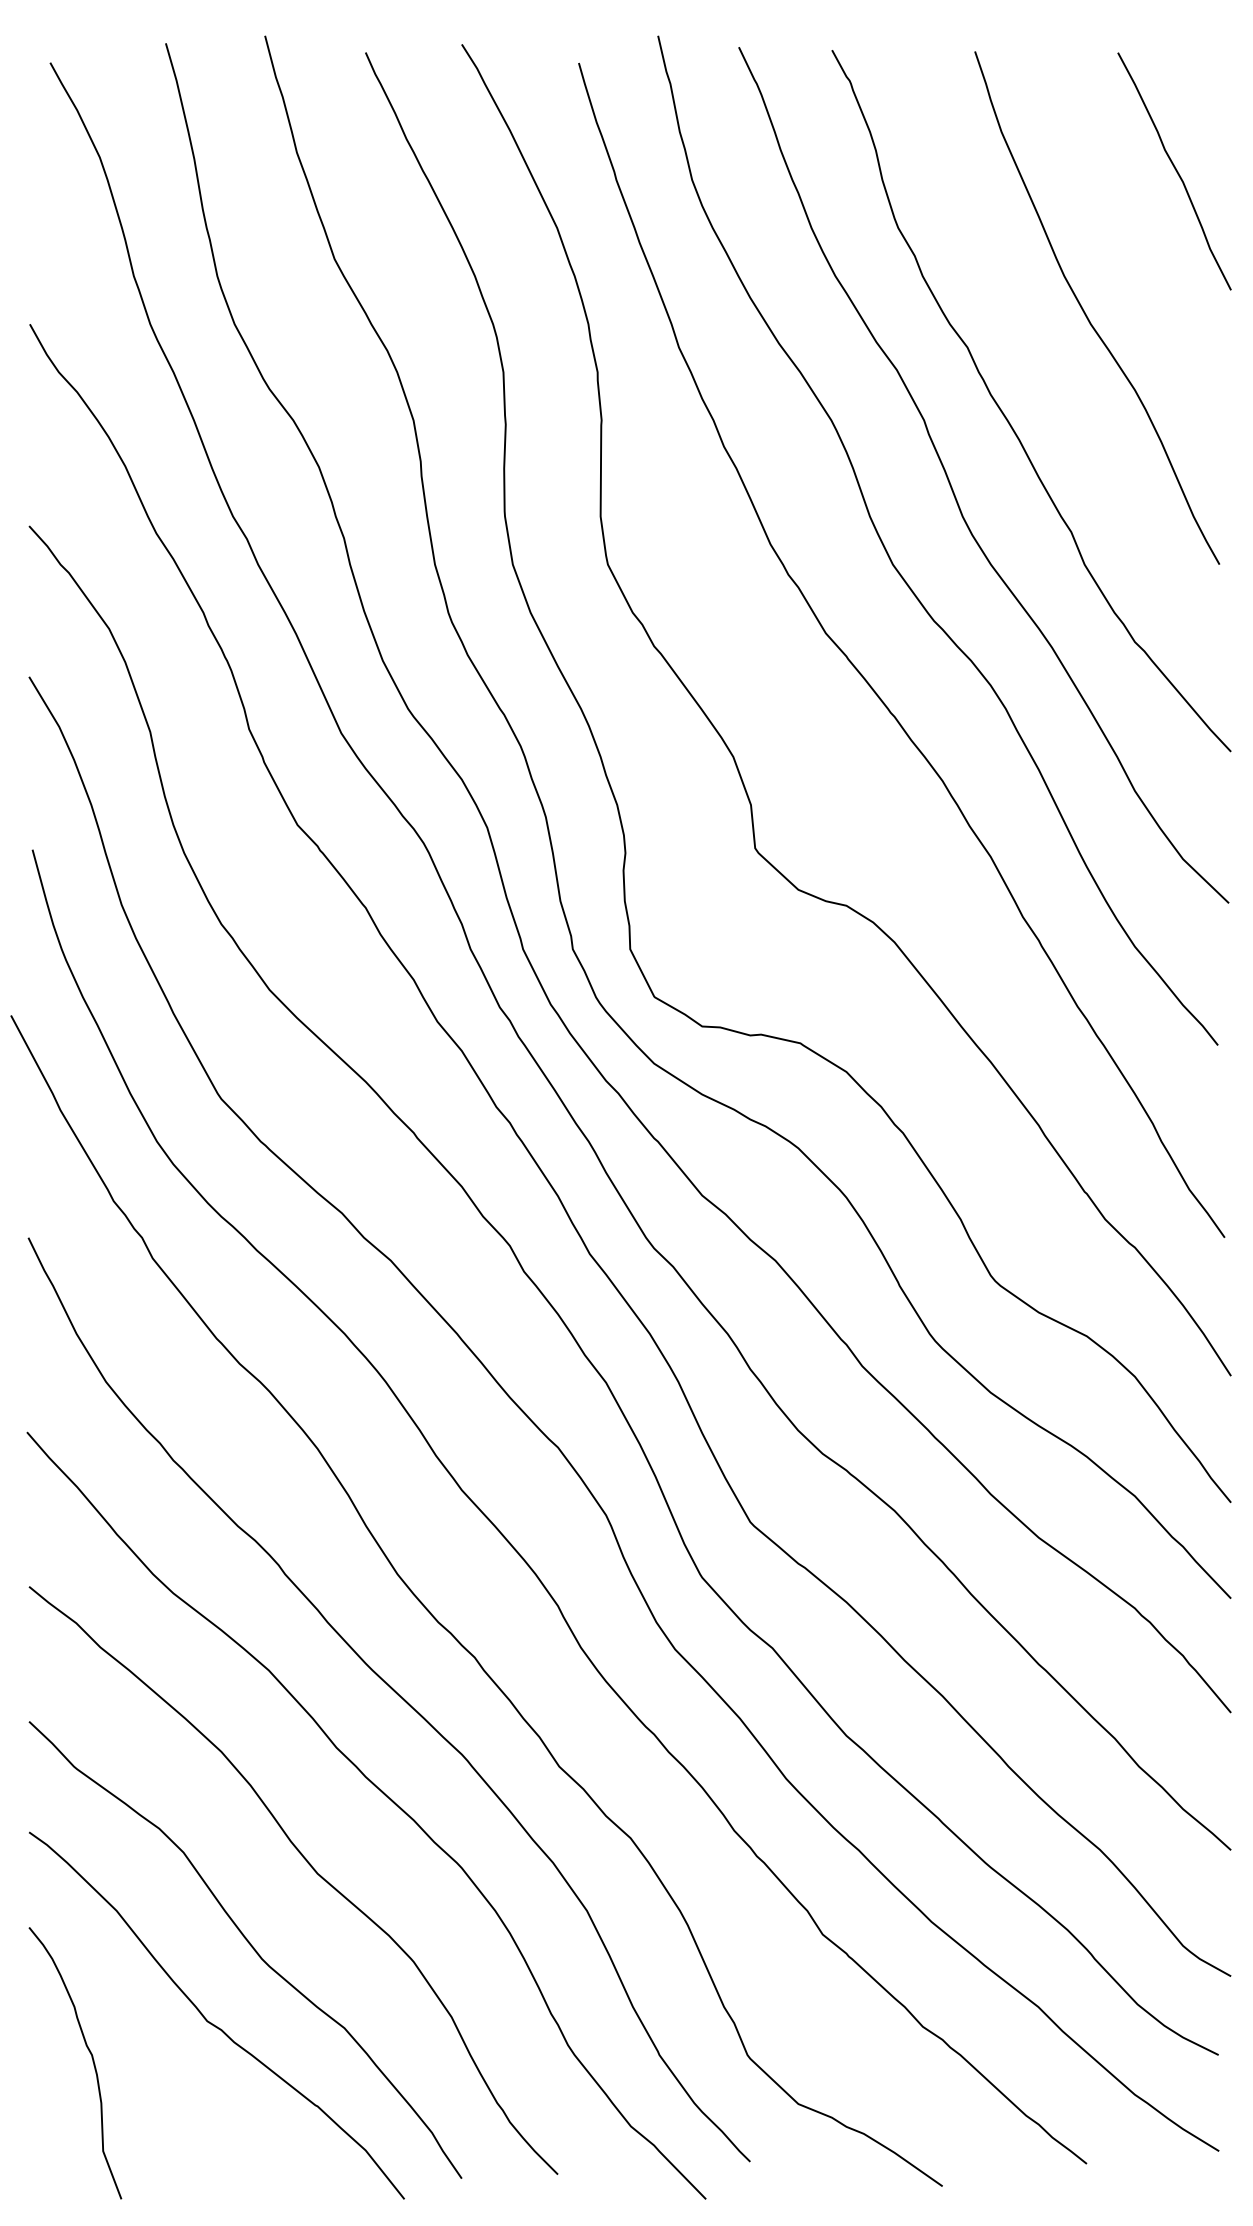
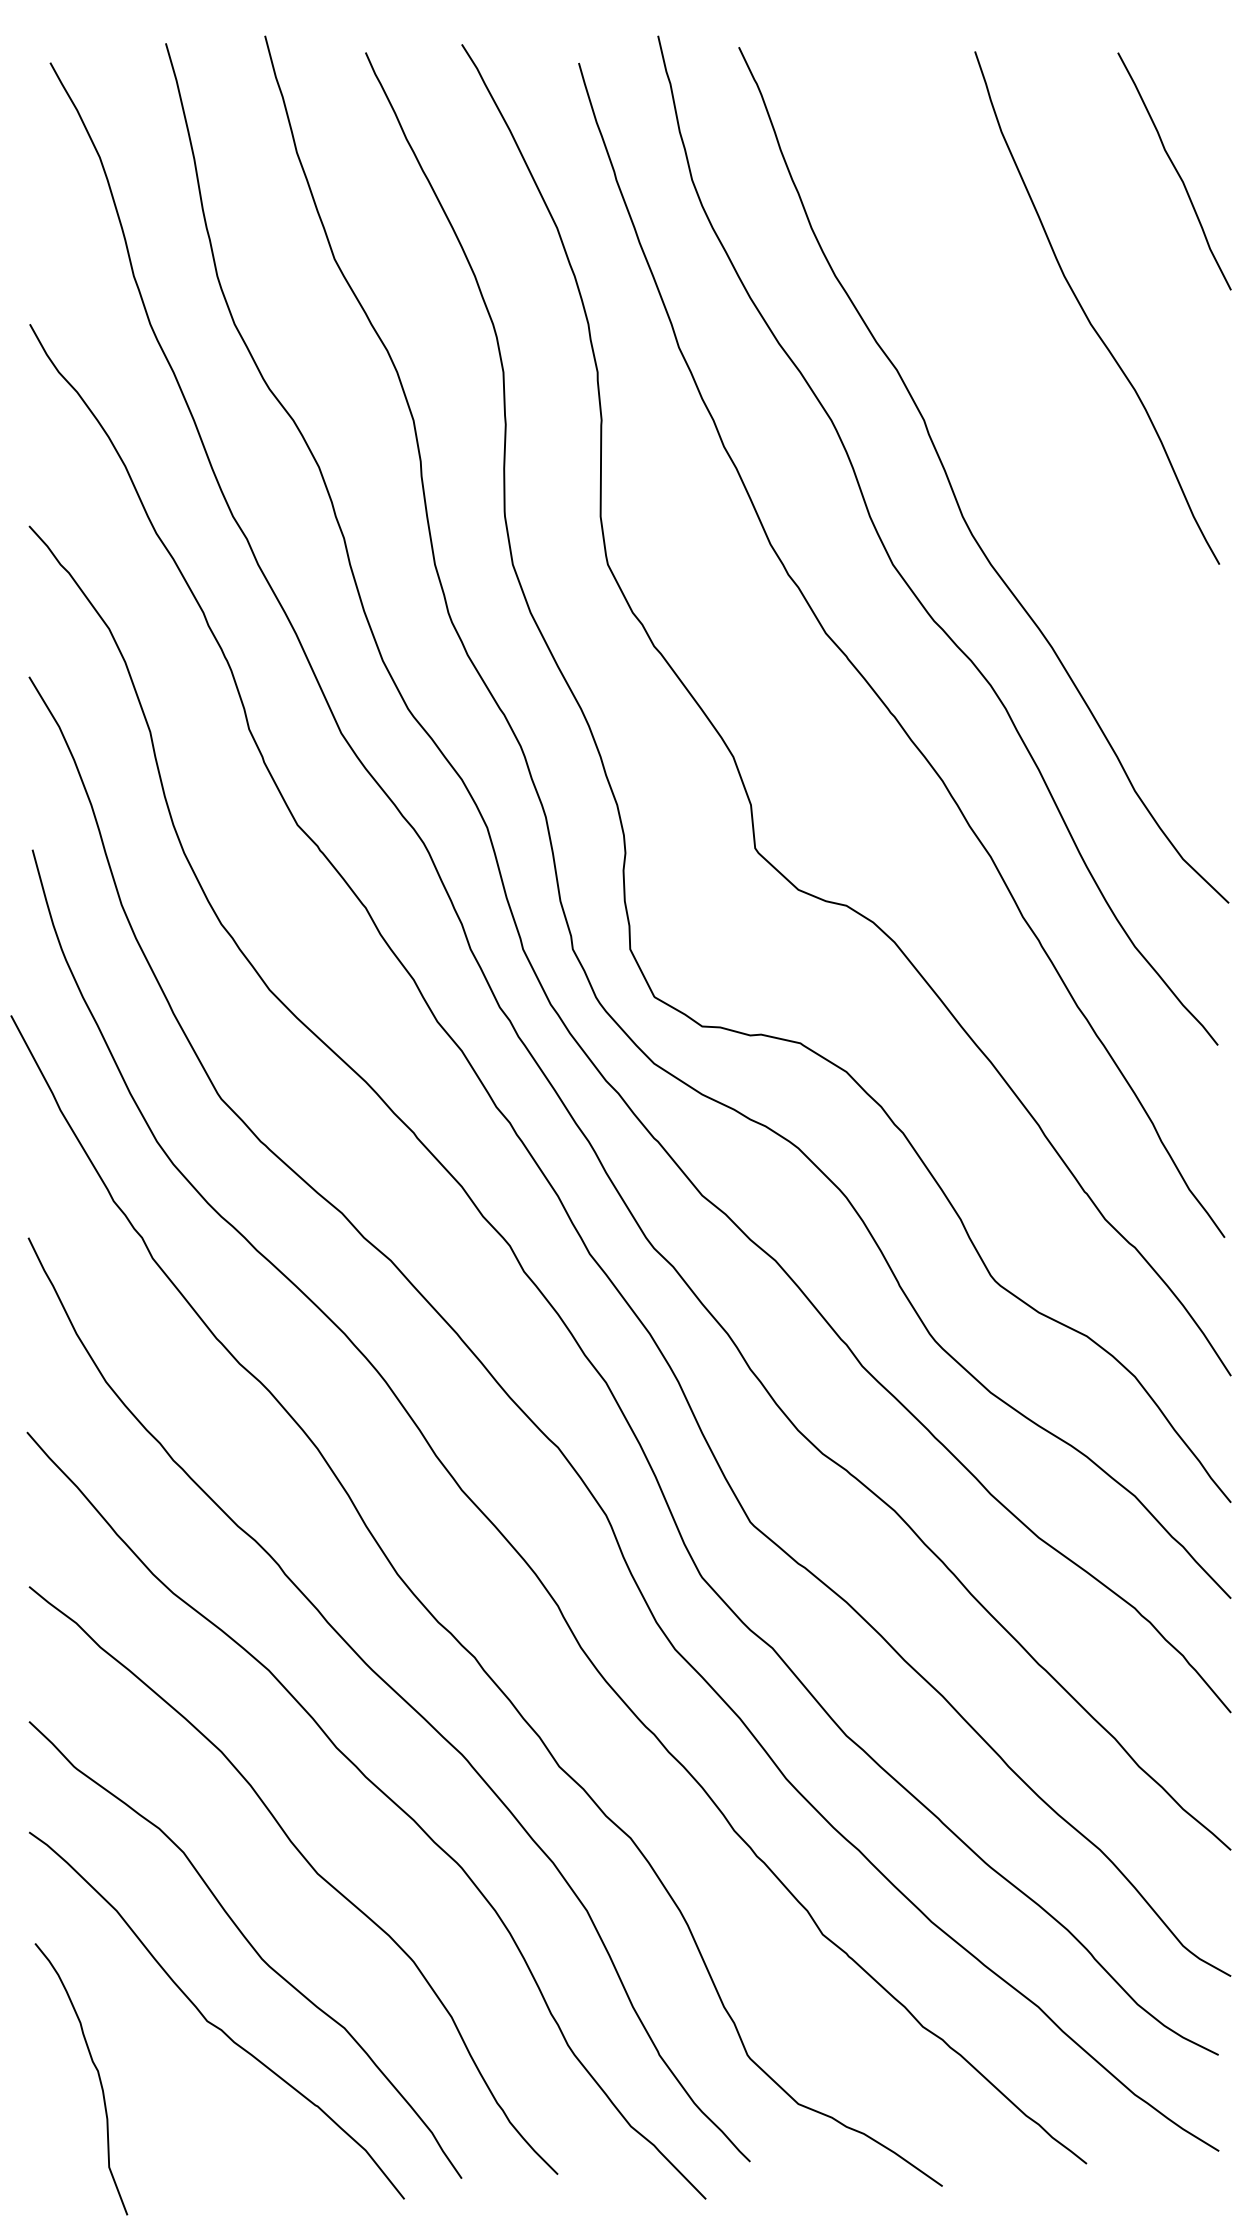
curve: present -> none (1006, 416)
curve position: (91, 2057) -> (97, 2073) (97, 2073)
